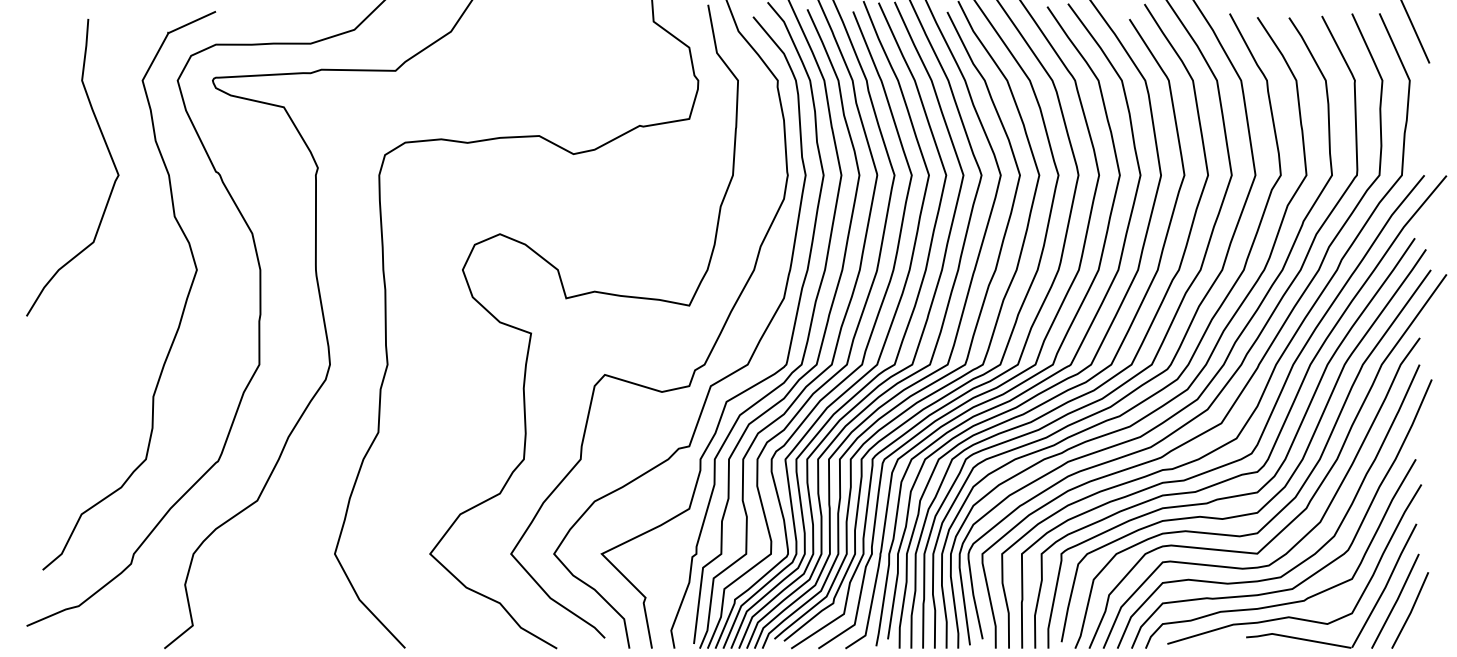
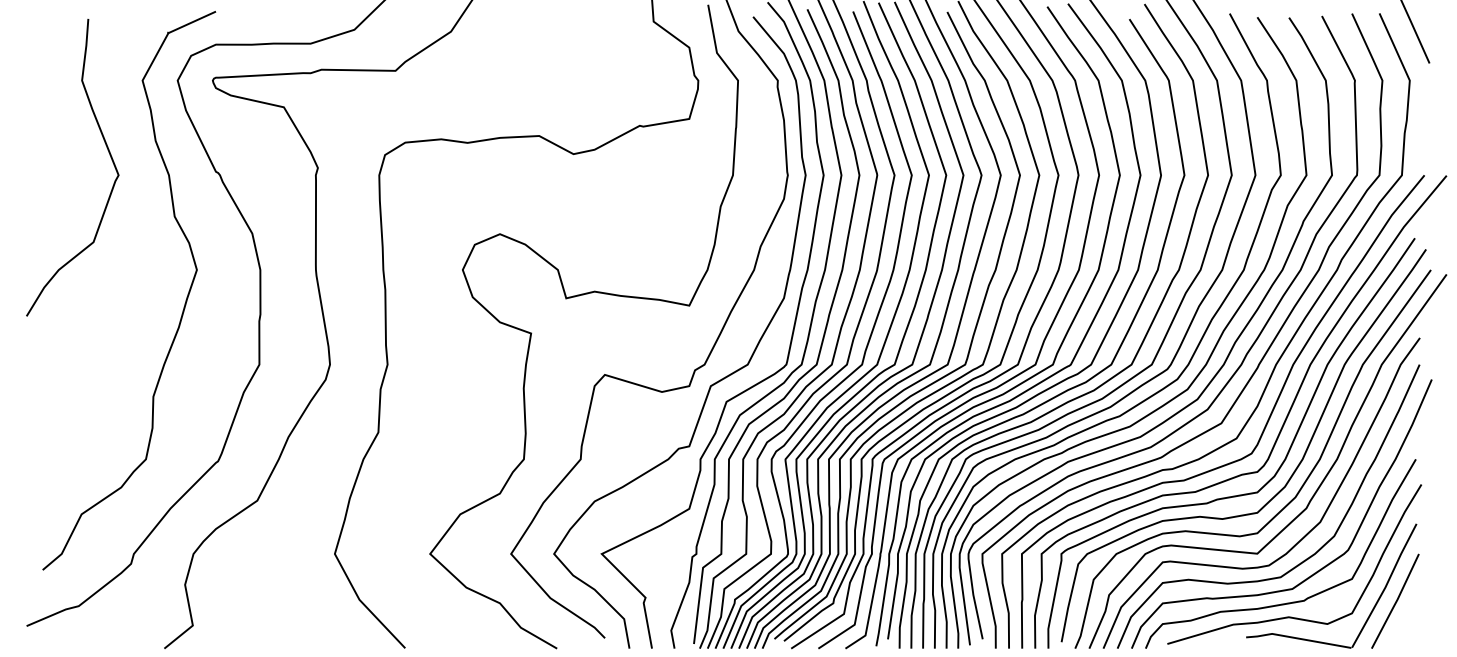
line: present -> none (1410, 610)
